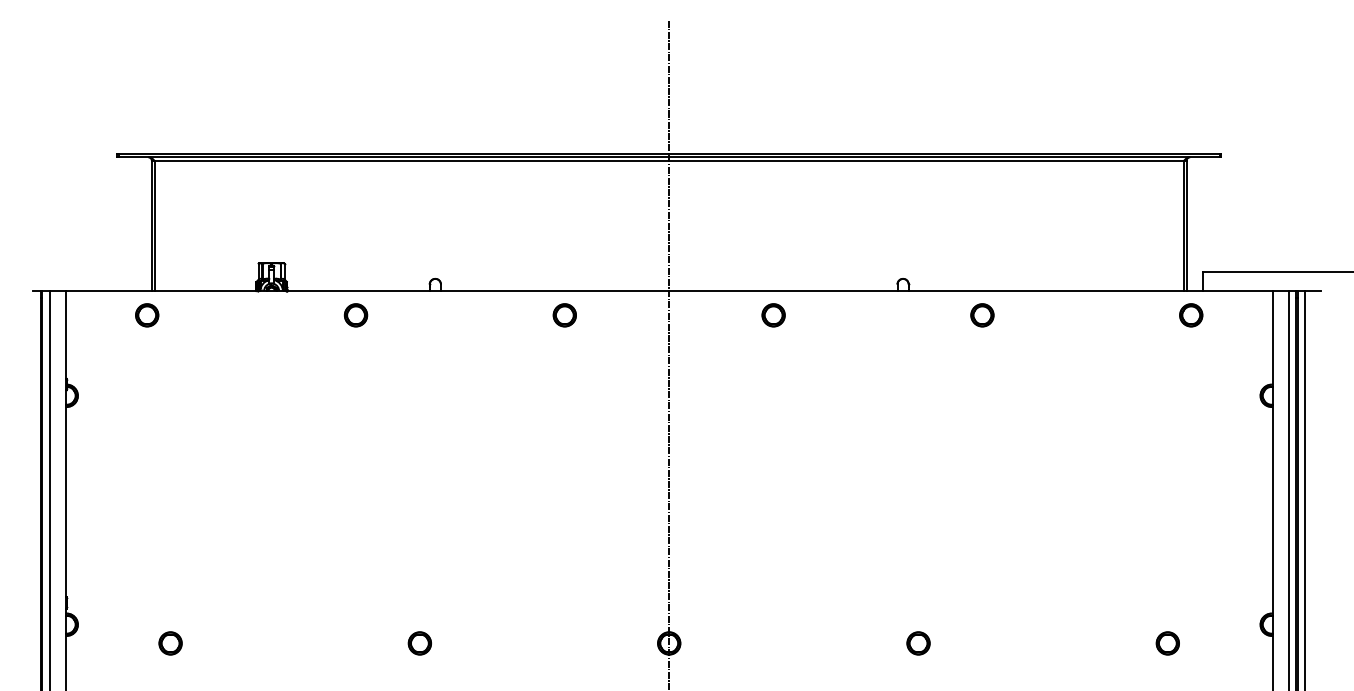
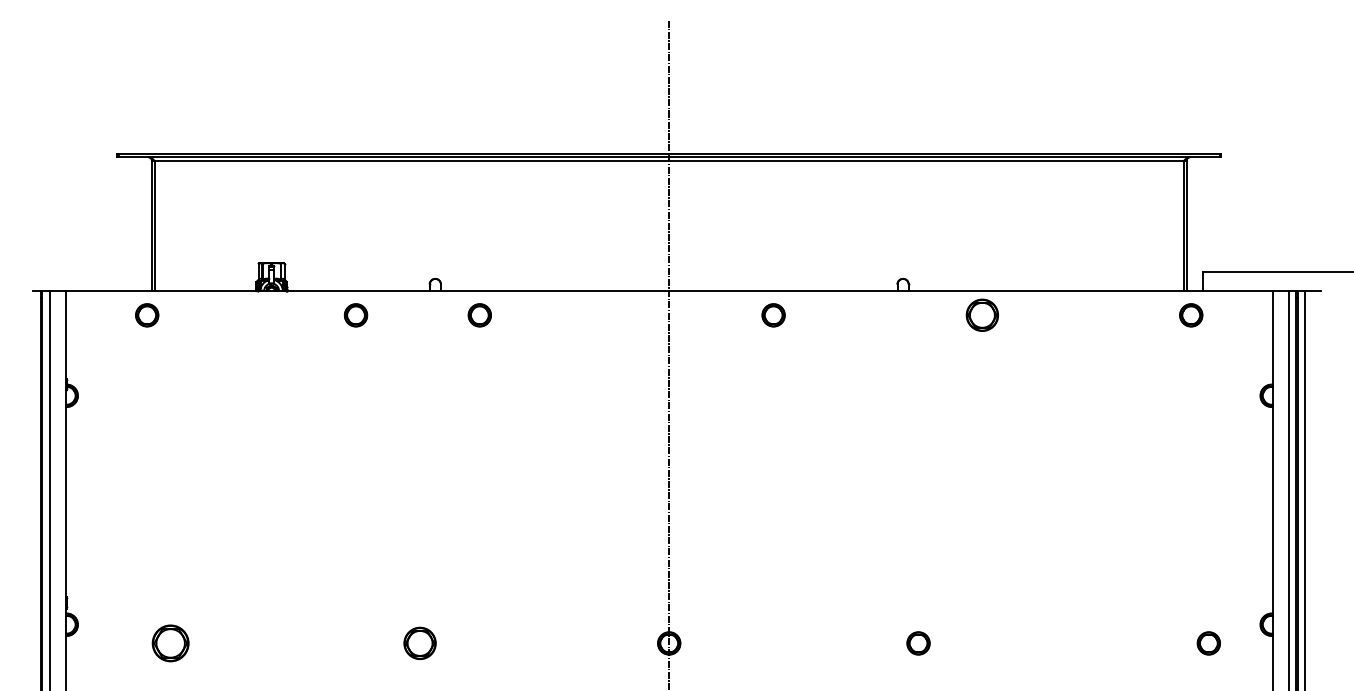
part position: (564, 315) -> (479, 315) (479, 315)
part size: 25x25 px -> 34x34 px (981, 314)
part size: 25x25 px -> 39x39 px (170, 643)
part size: 25x25 px -> 34x34 px (419, 642)
part position: (1167, 643) -> (1208, 643) (1208, 643)
